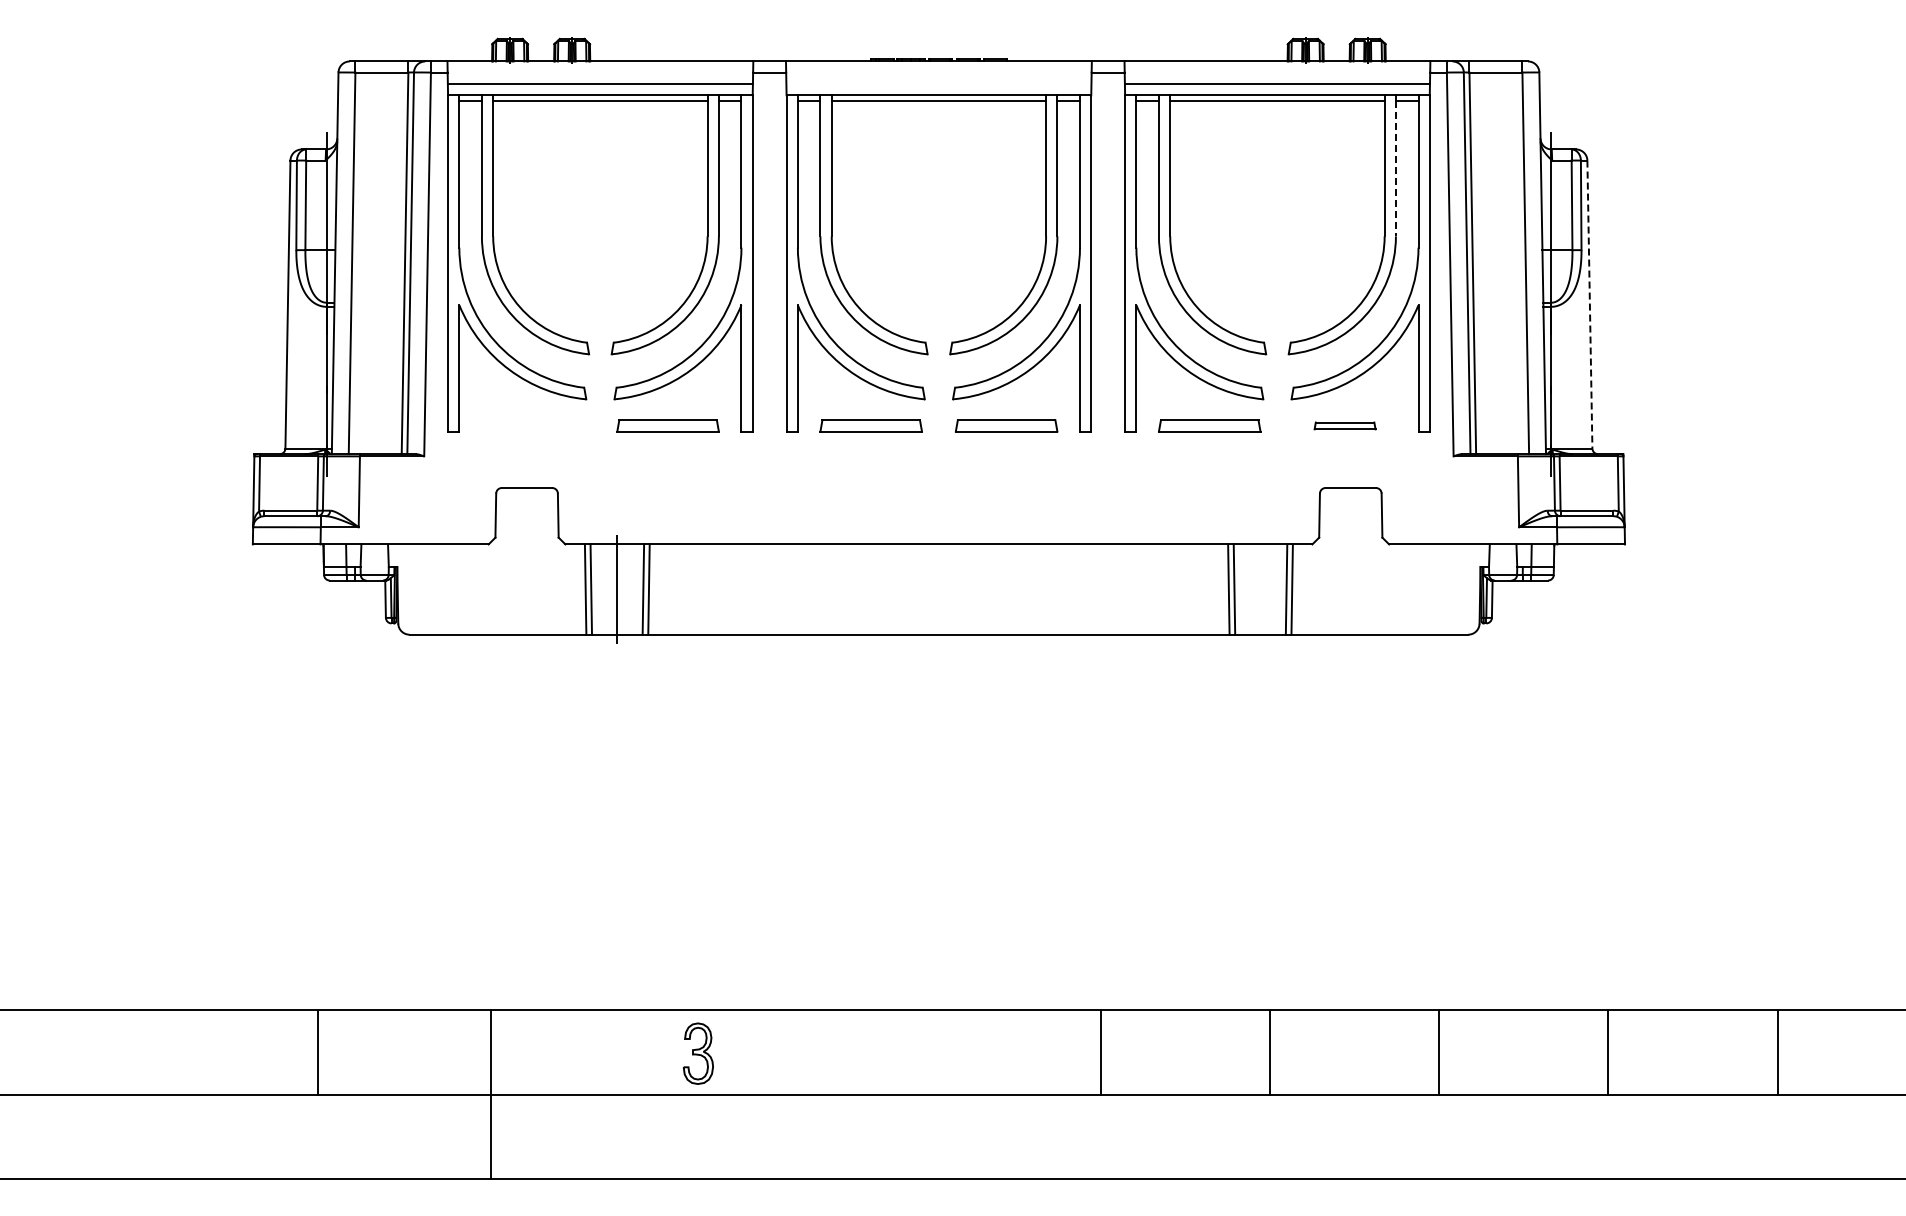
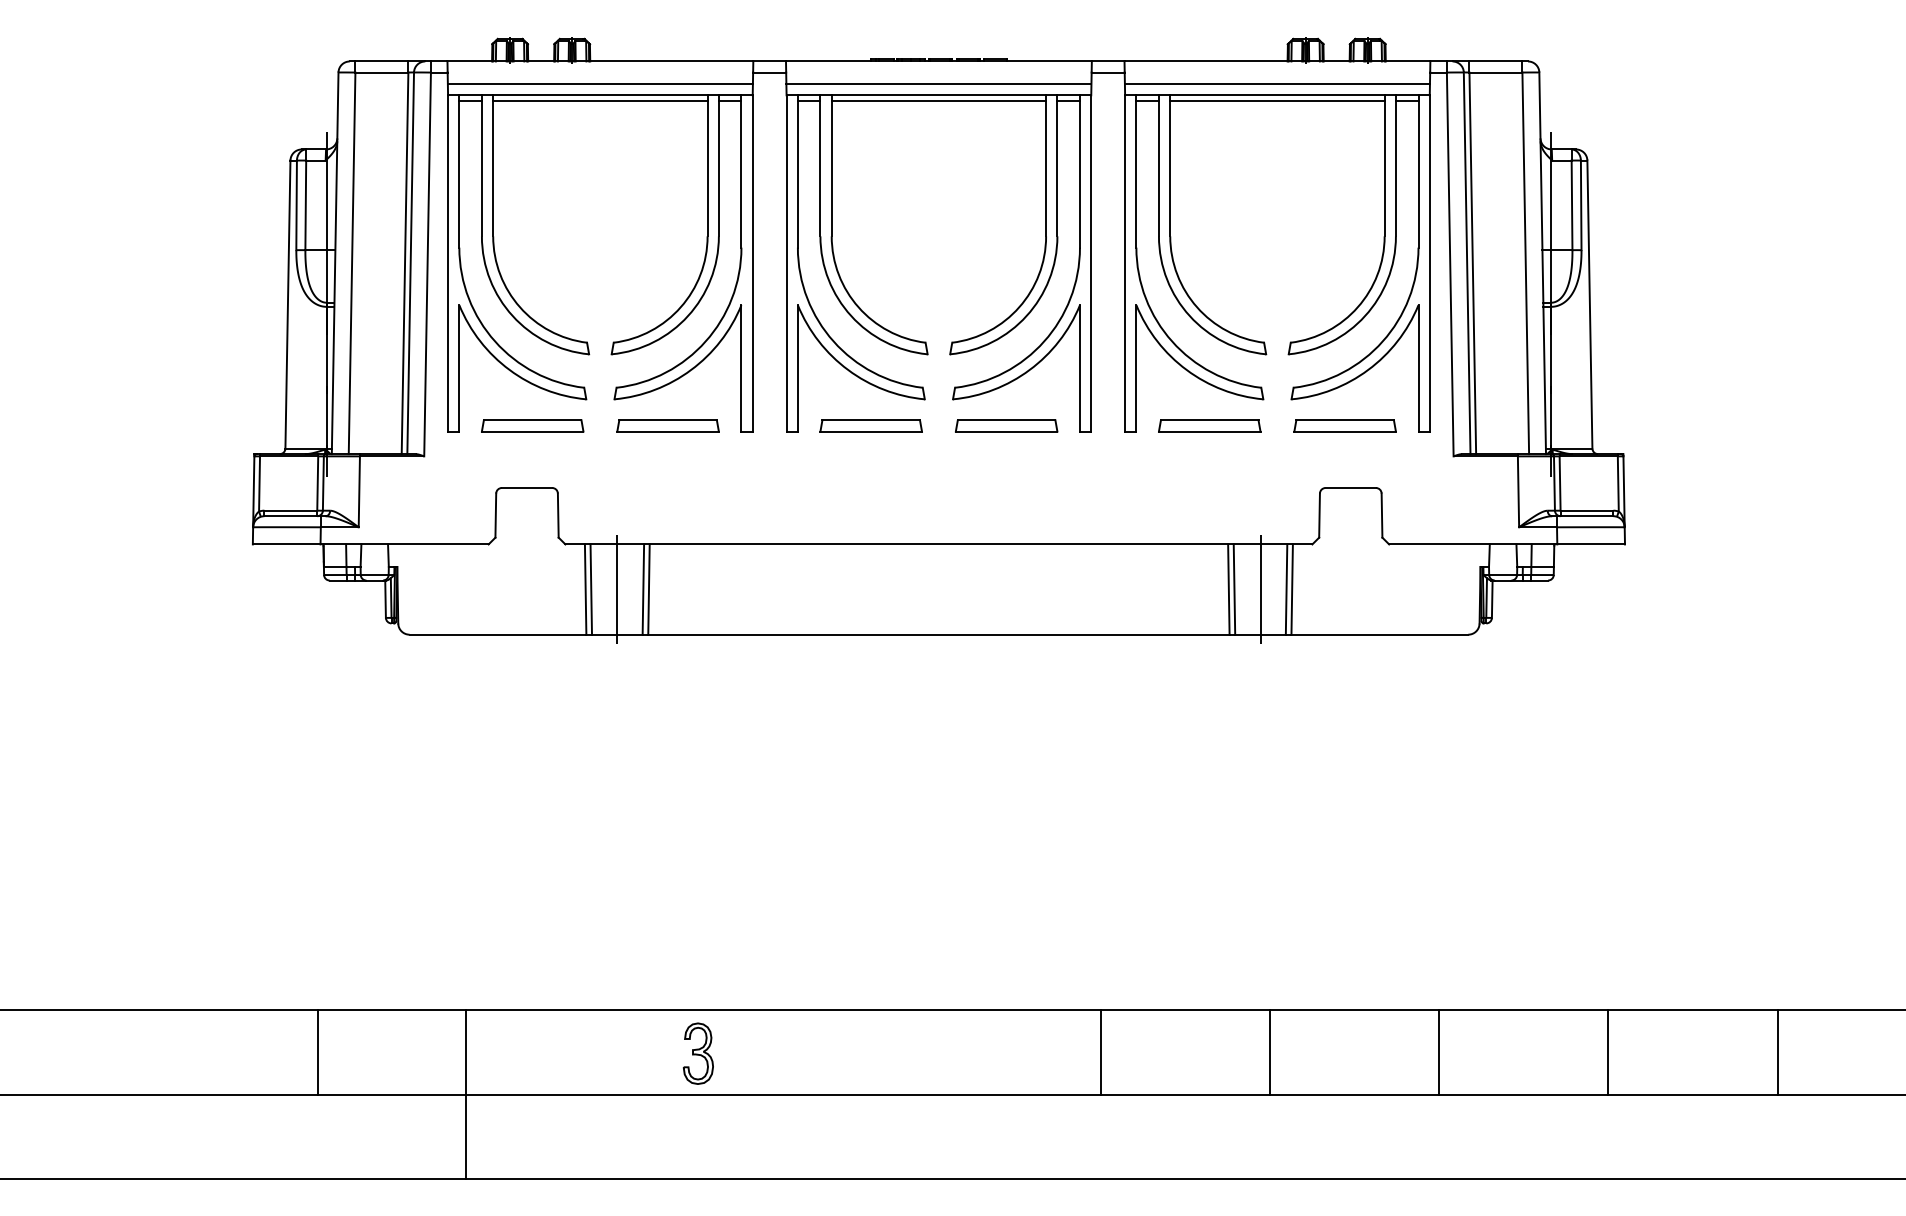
line: none -> present (938, 83)
line: dashed -> solid (1395, 168)
line: dashed -> solid (1589, 305)
part: none -> present (532, 425)
part size: 64x10 px -> 104x14 px (1344, 425)
line: none -> present (1260, 589)
line position: (490, 1094) -> (465, 1094) (465, 1094)
